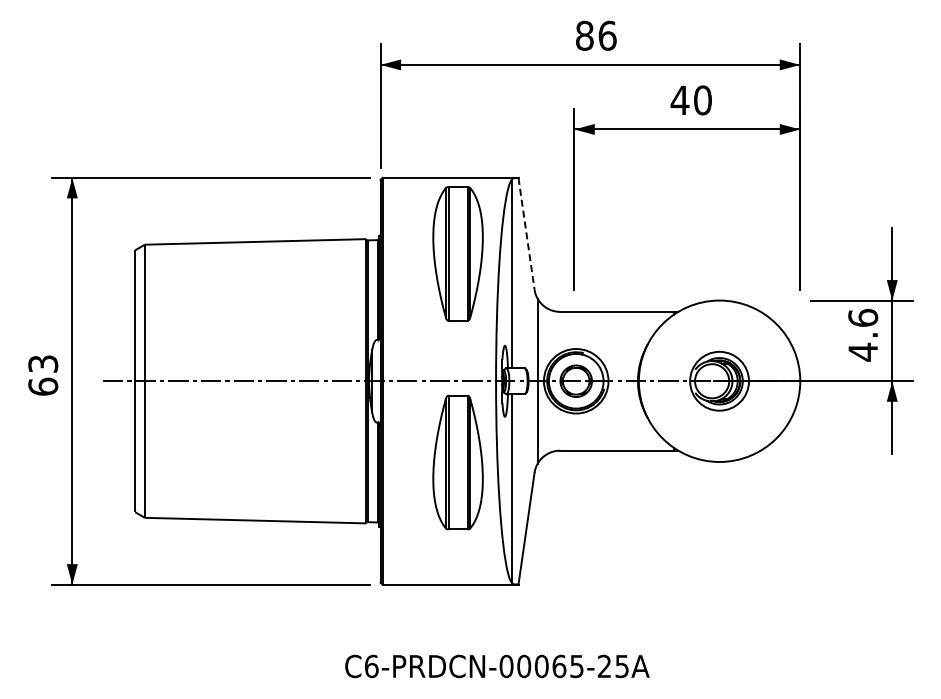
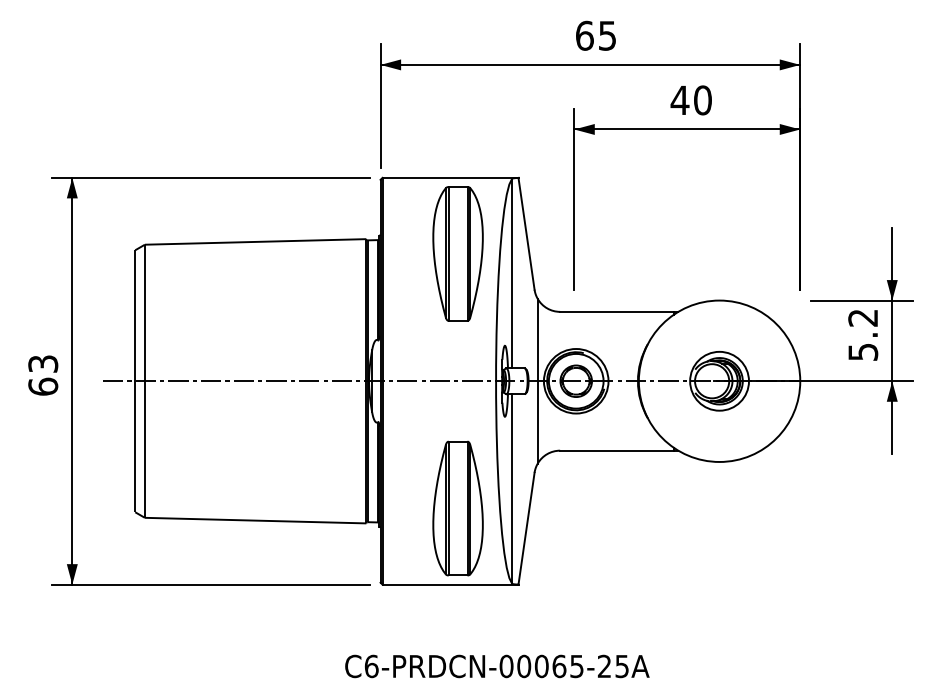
text: 86 -> 65 (596, 35)
line: dashed -> solid (526, 234)
text: 4.6 -> 5.2 (863, 334)
part position: (457, 462) -> (457, 508) (457, 508)
